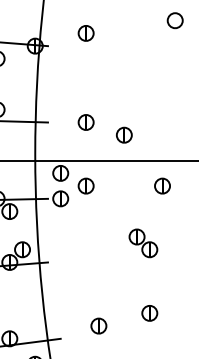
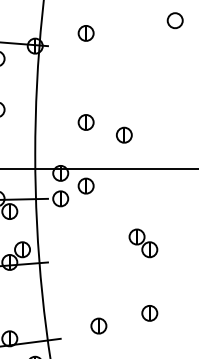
line: present -> none (24, 121)
line position: (98, 160) -> (98, 168) (98, 168)
part: present -> none (162, 185)
